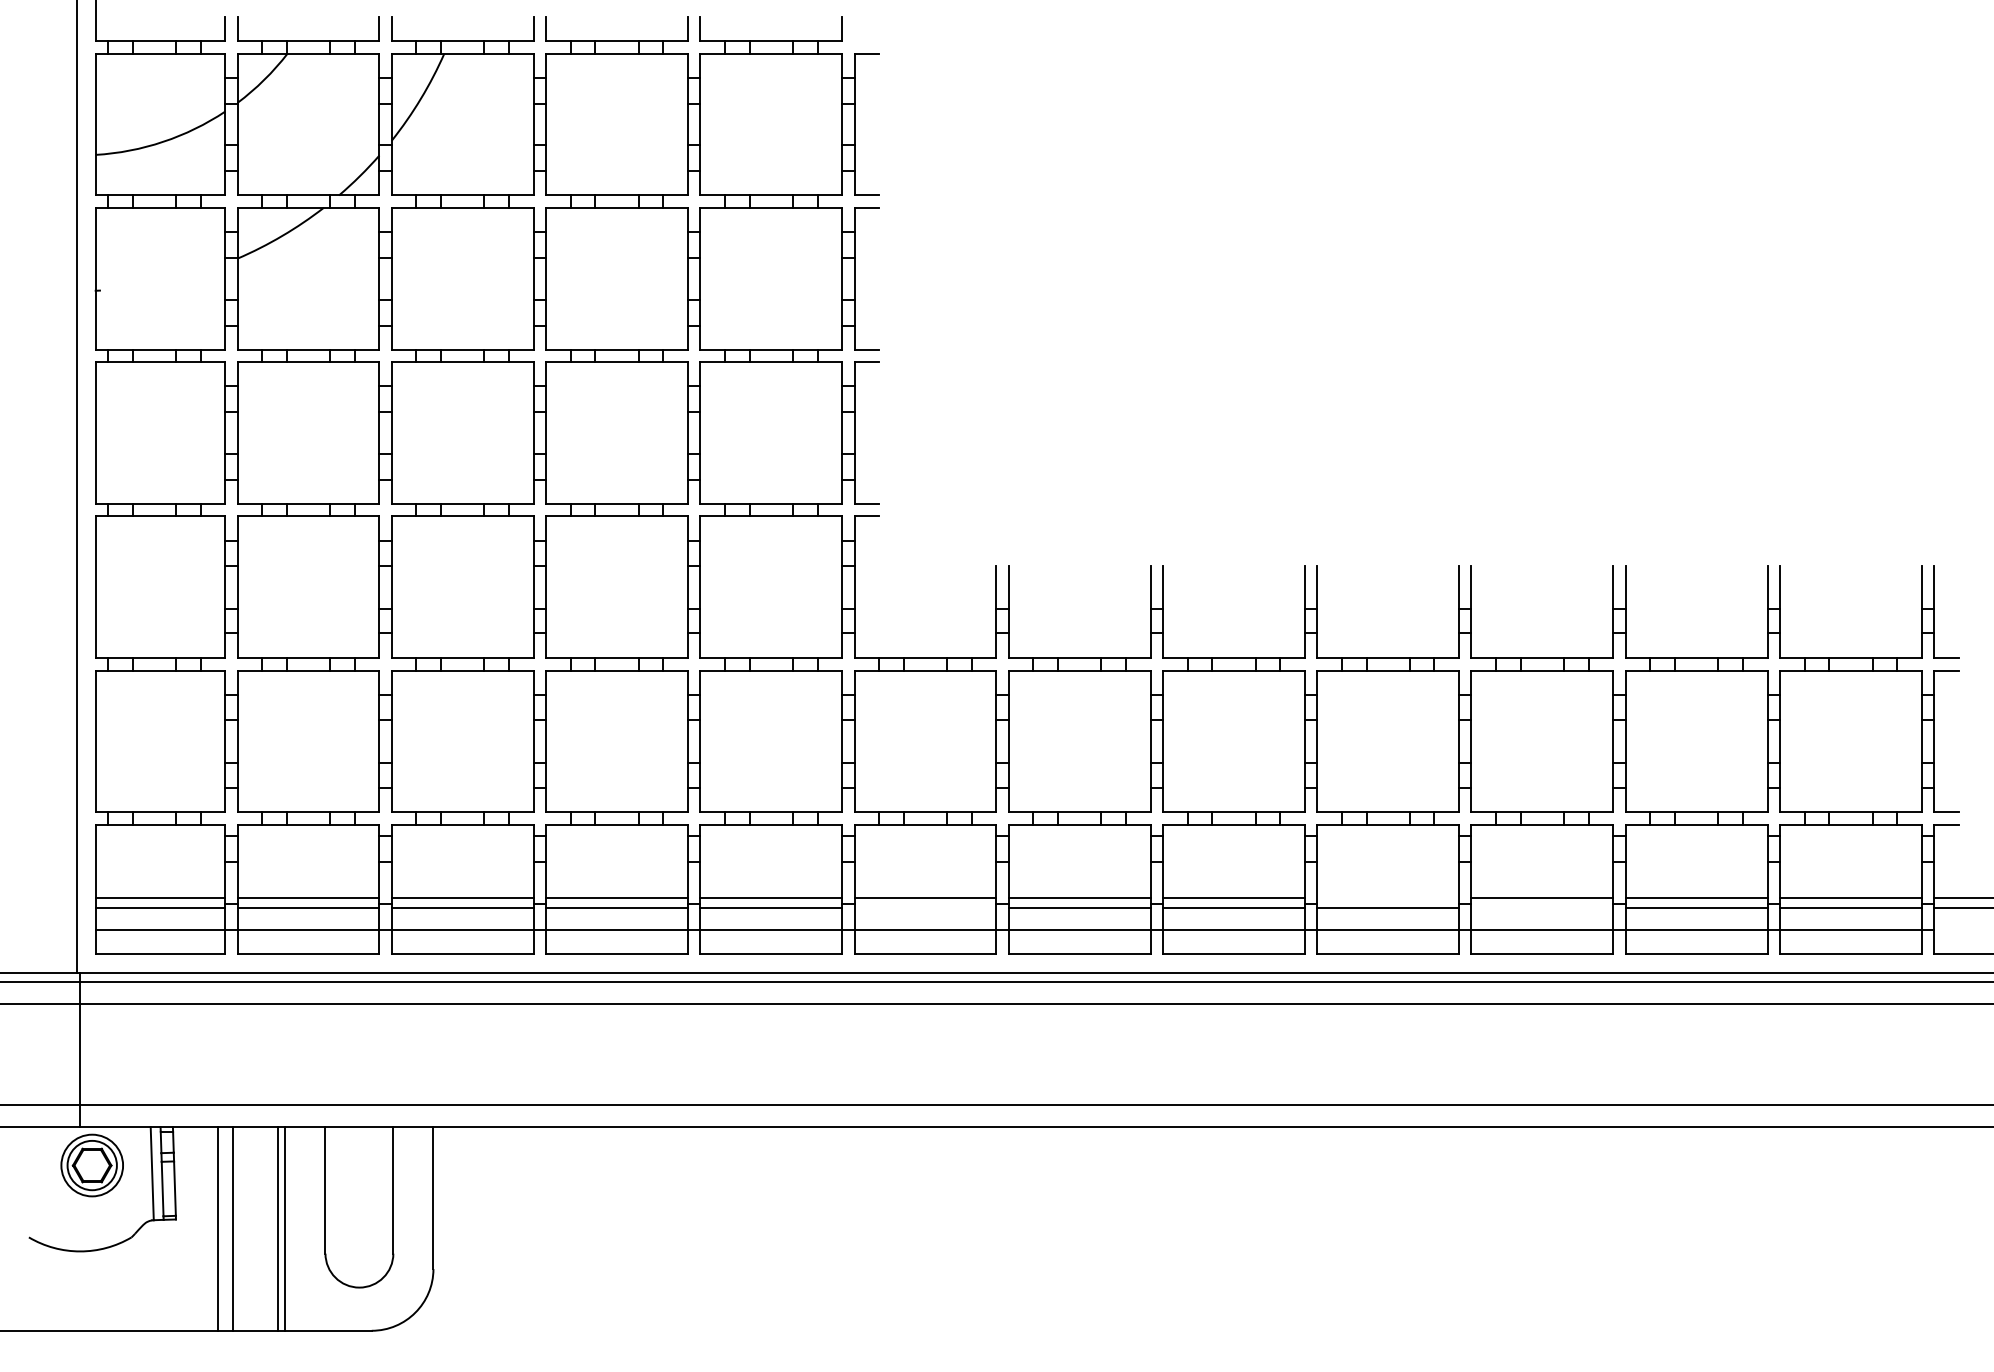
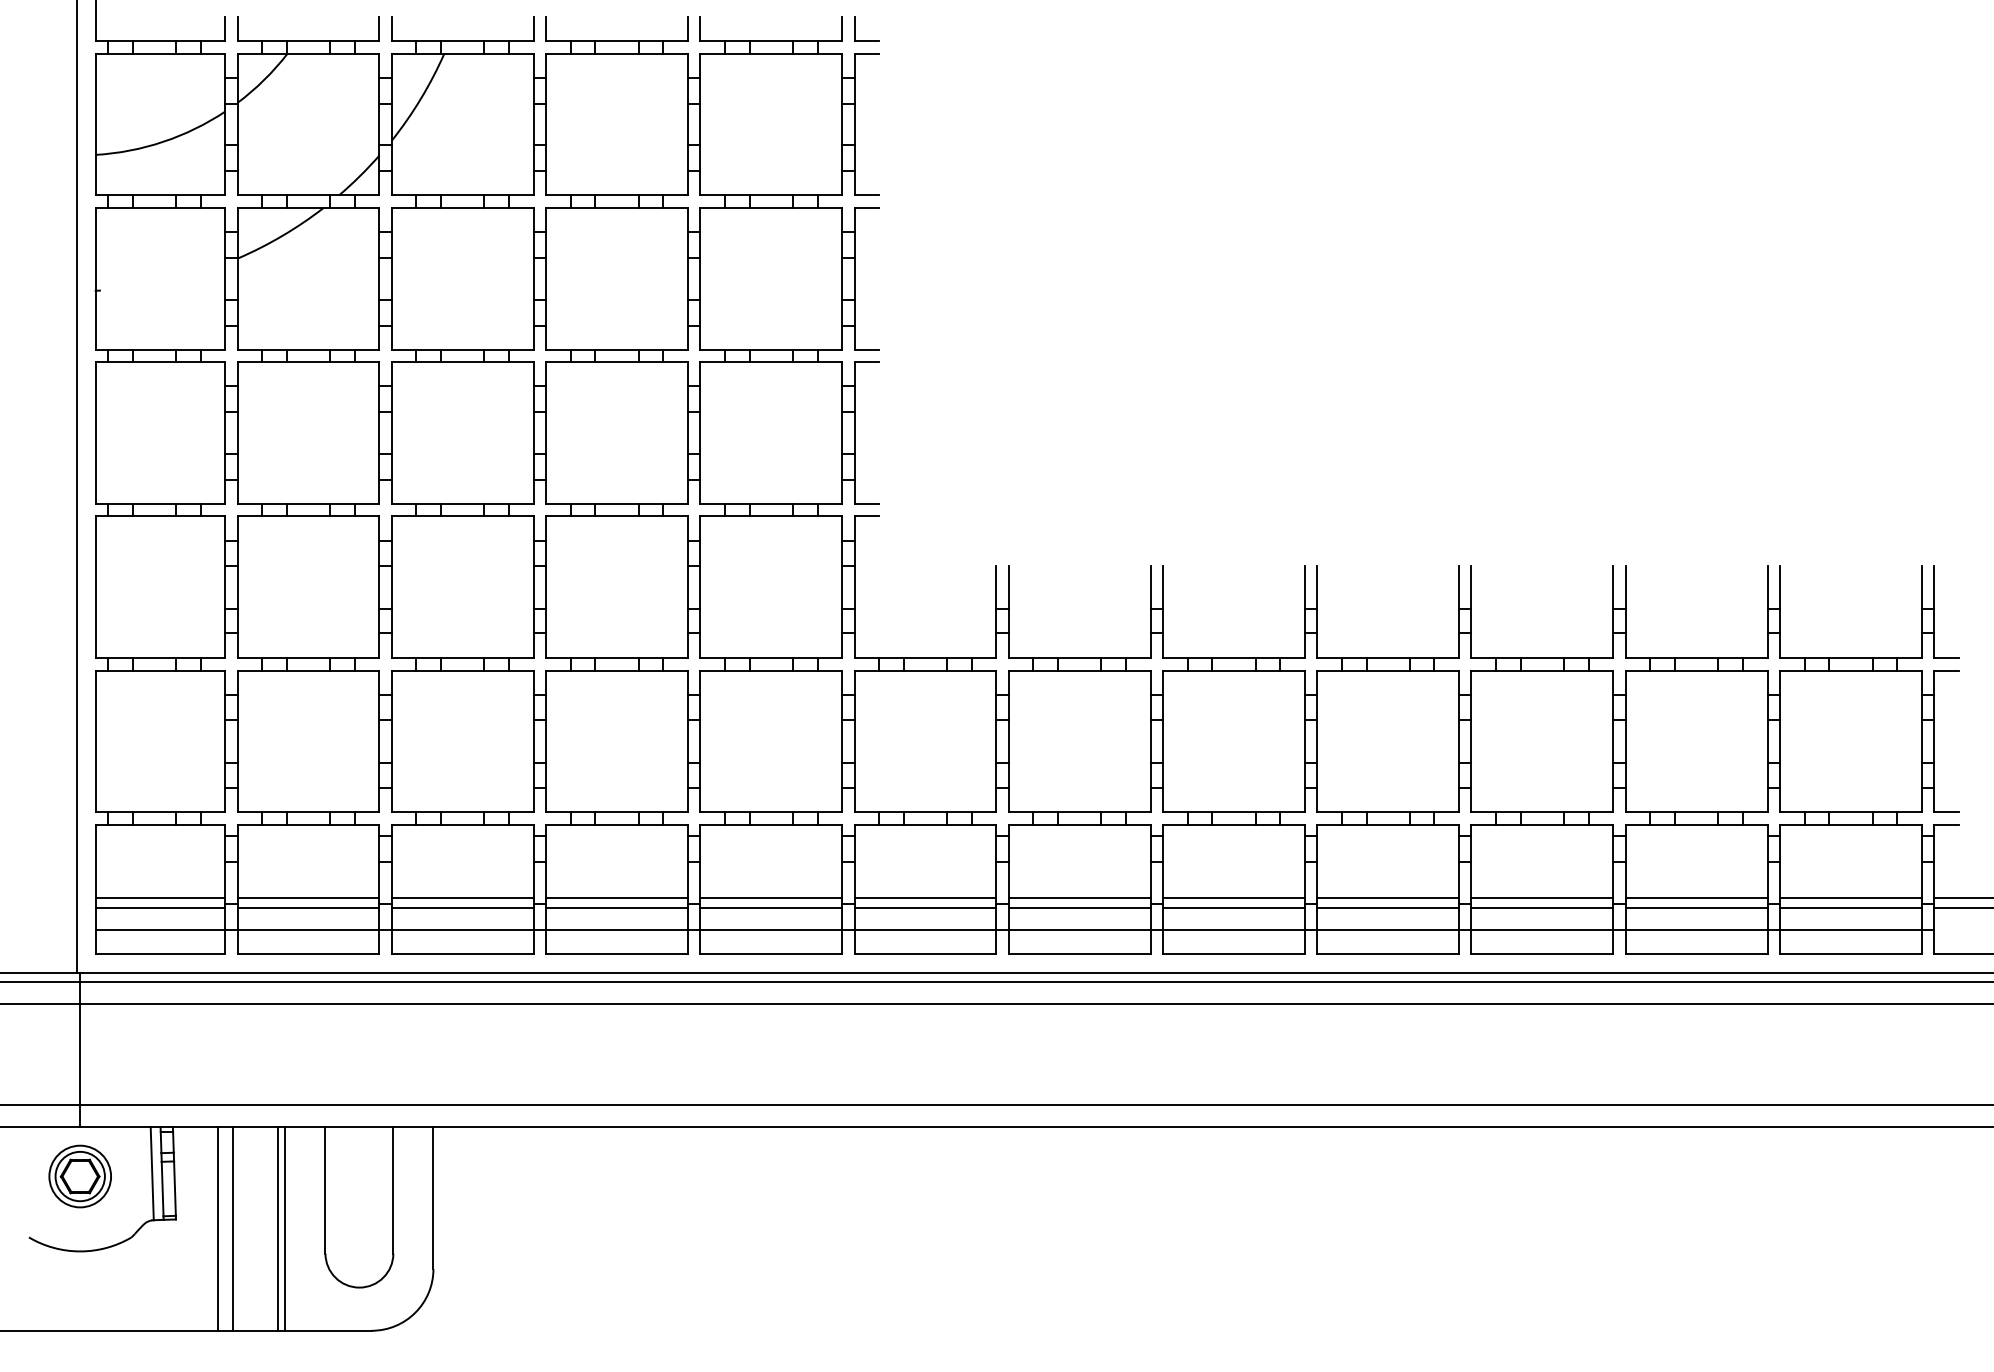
part: none -> present (855, 28)
line: none -> present (1388, 898)
line: none -> present (925, 908)
line: none -> present (1542, 908)
part position: (91, 1165) -> (79, 1176) (79, 1176)
